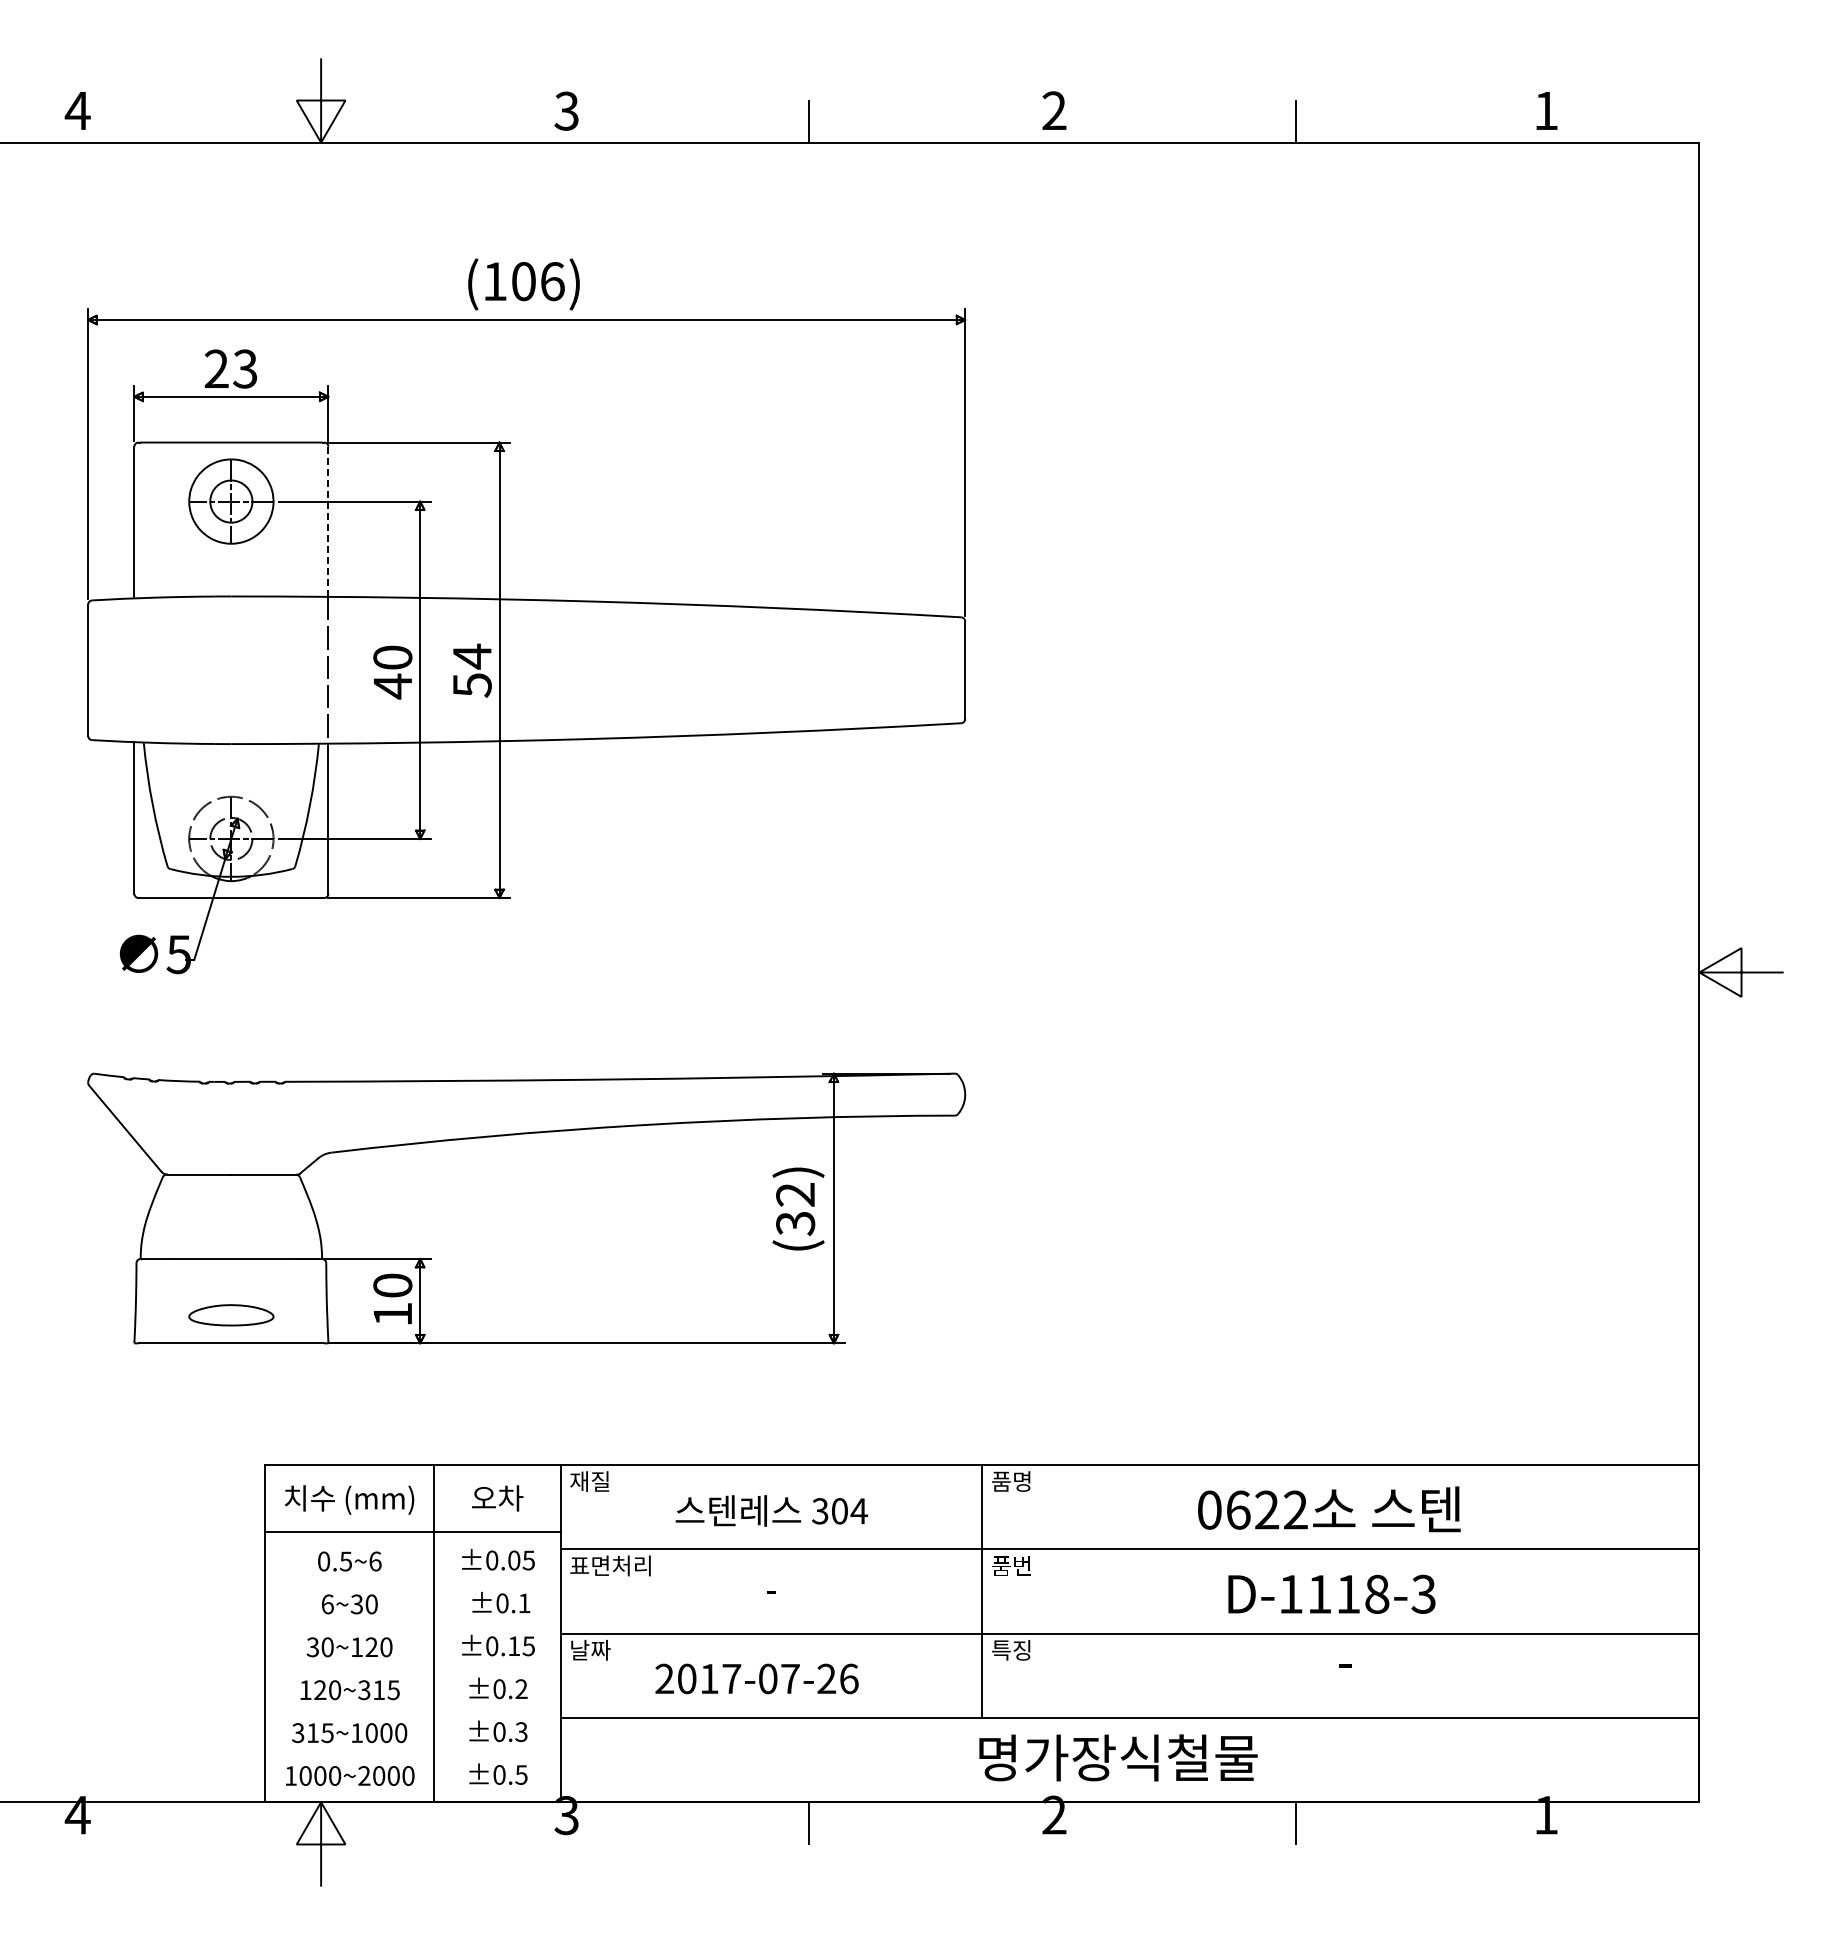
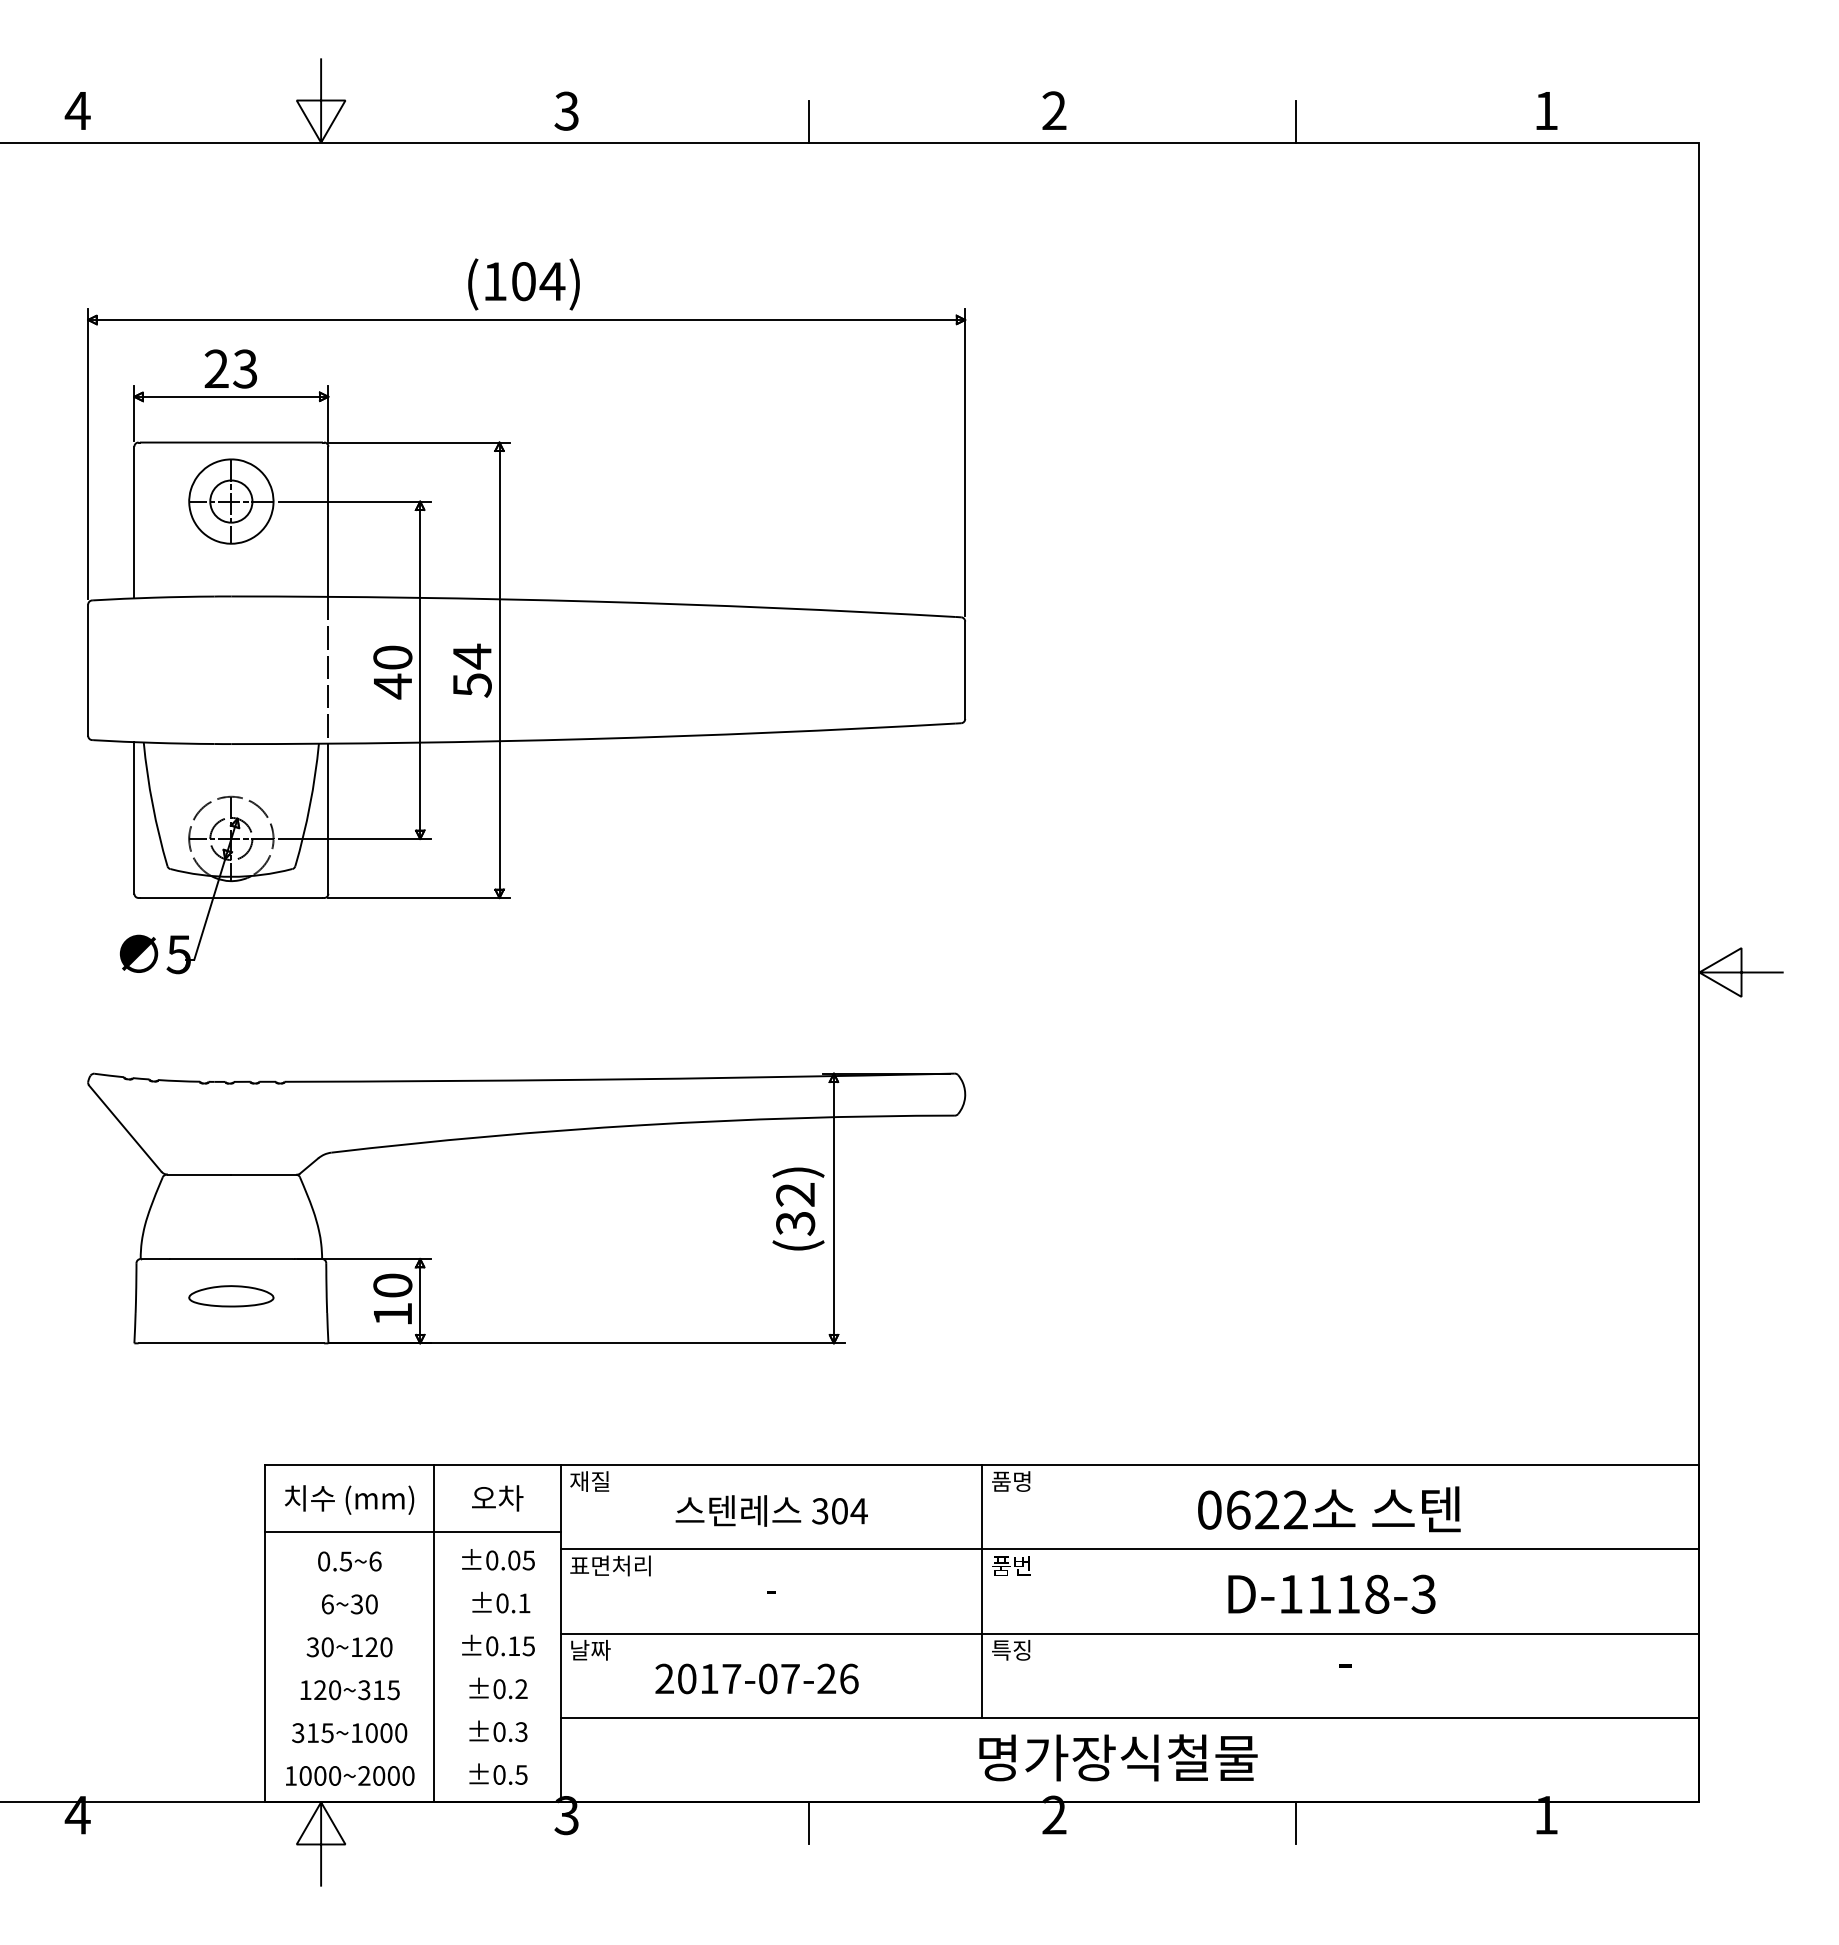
text: (106) -> (104) (552, 281)
line: dashed -> solid (328, 522)
part position: (231, 1315) -> (231, 1296) (231, 1296)
